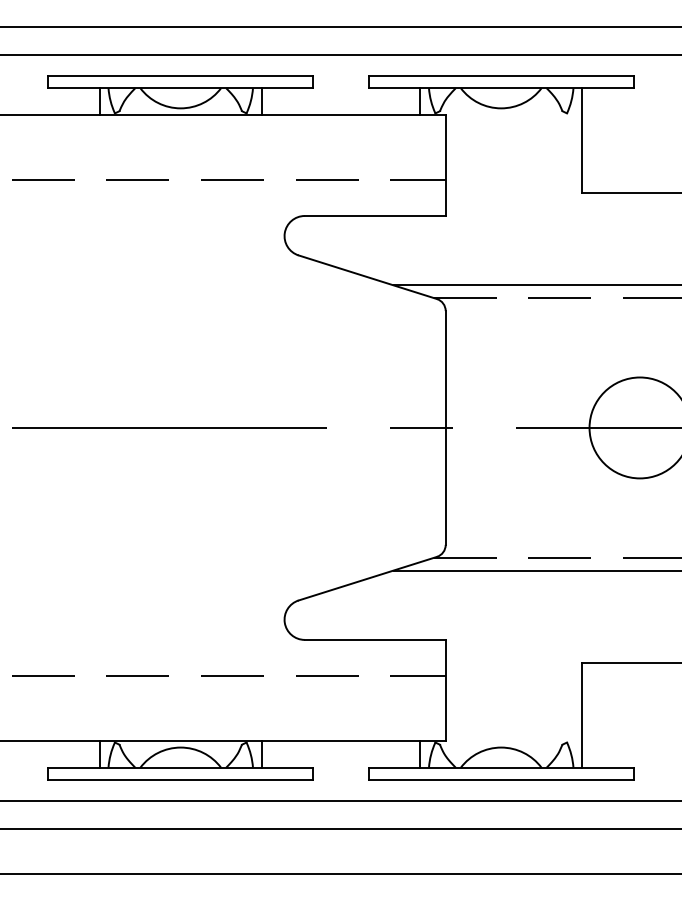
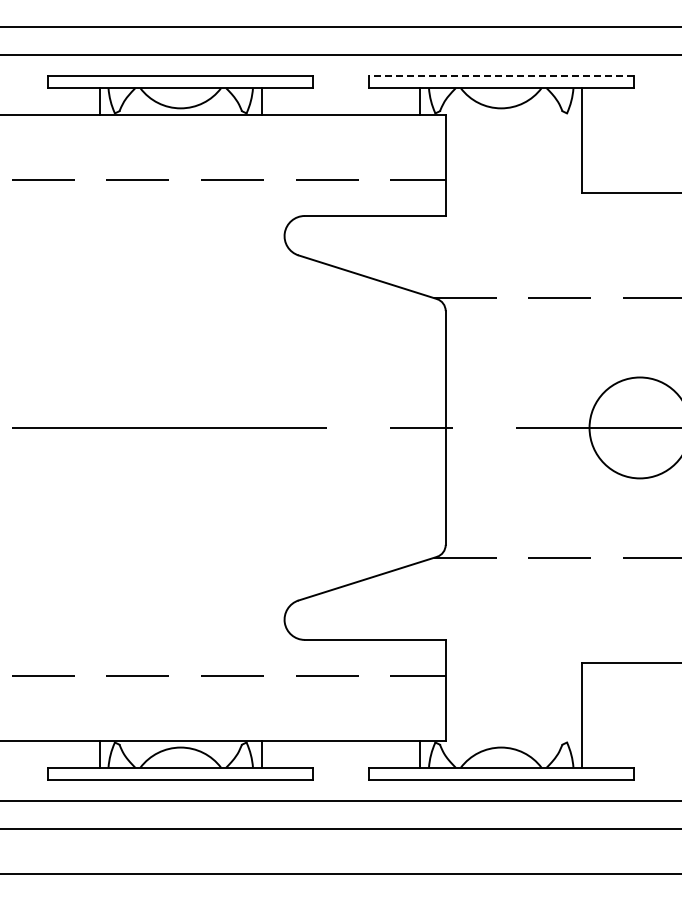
line: solid -> dashed (500, 75)
line: present -> none (535, 285)
line: present -> none (535, 570)
